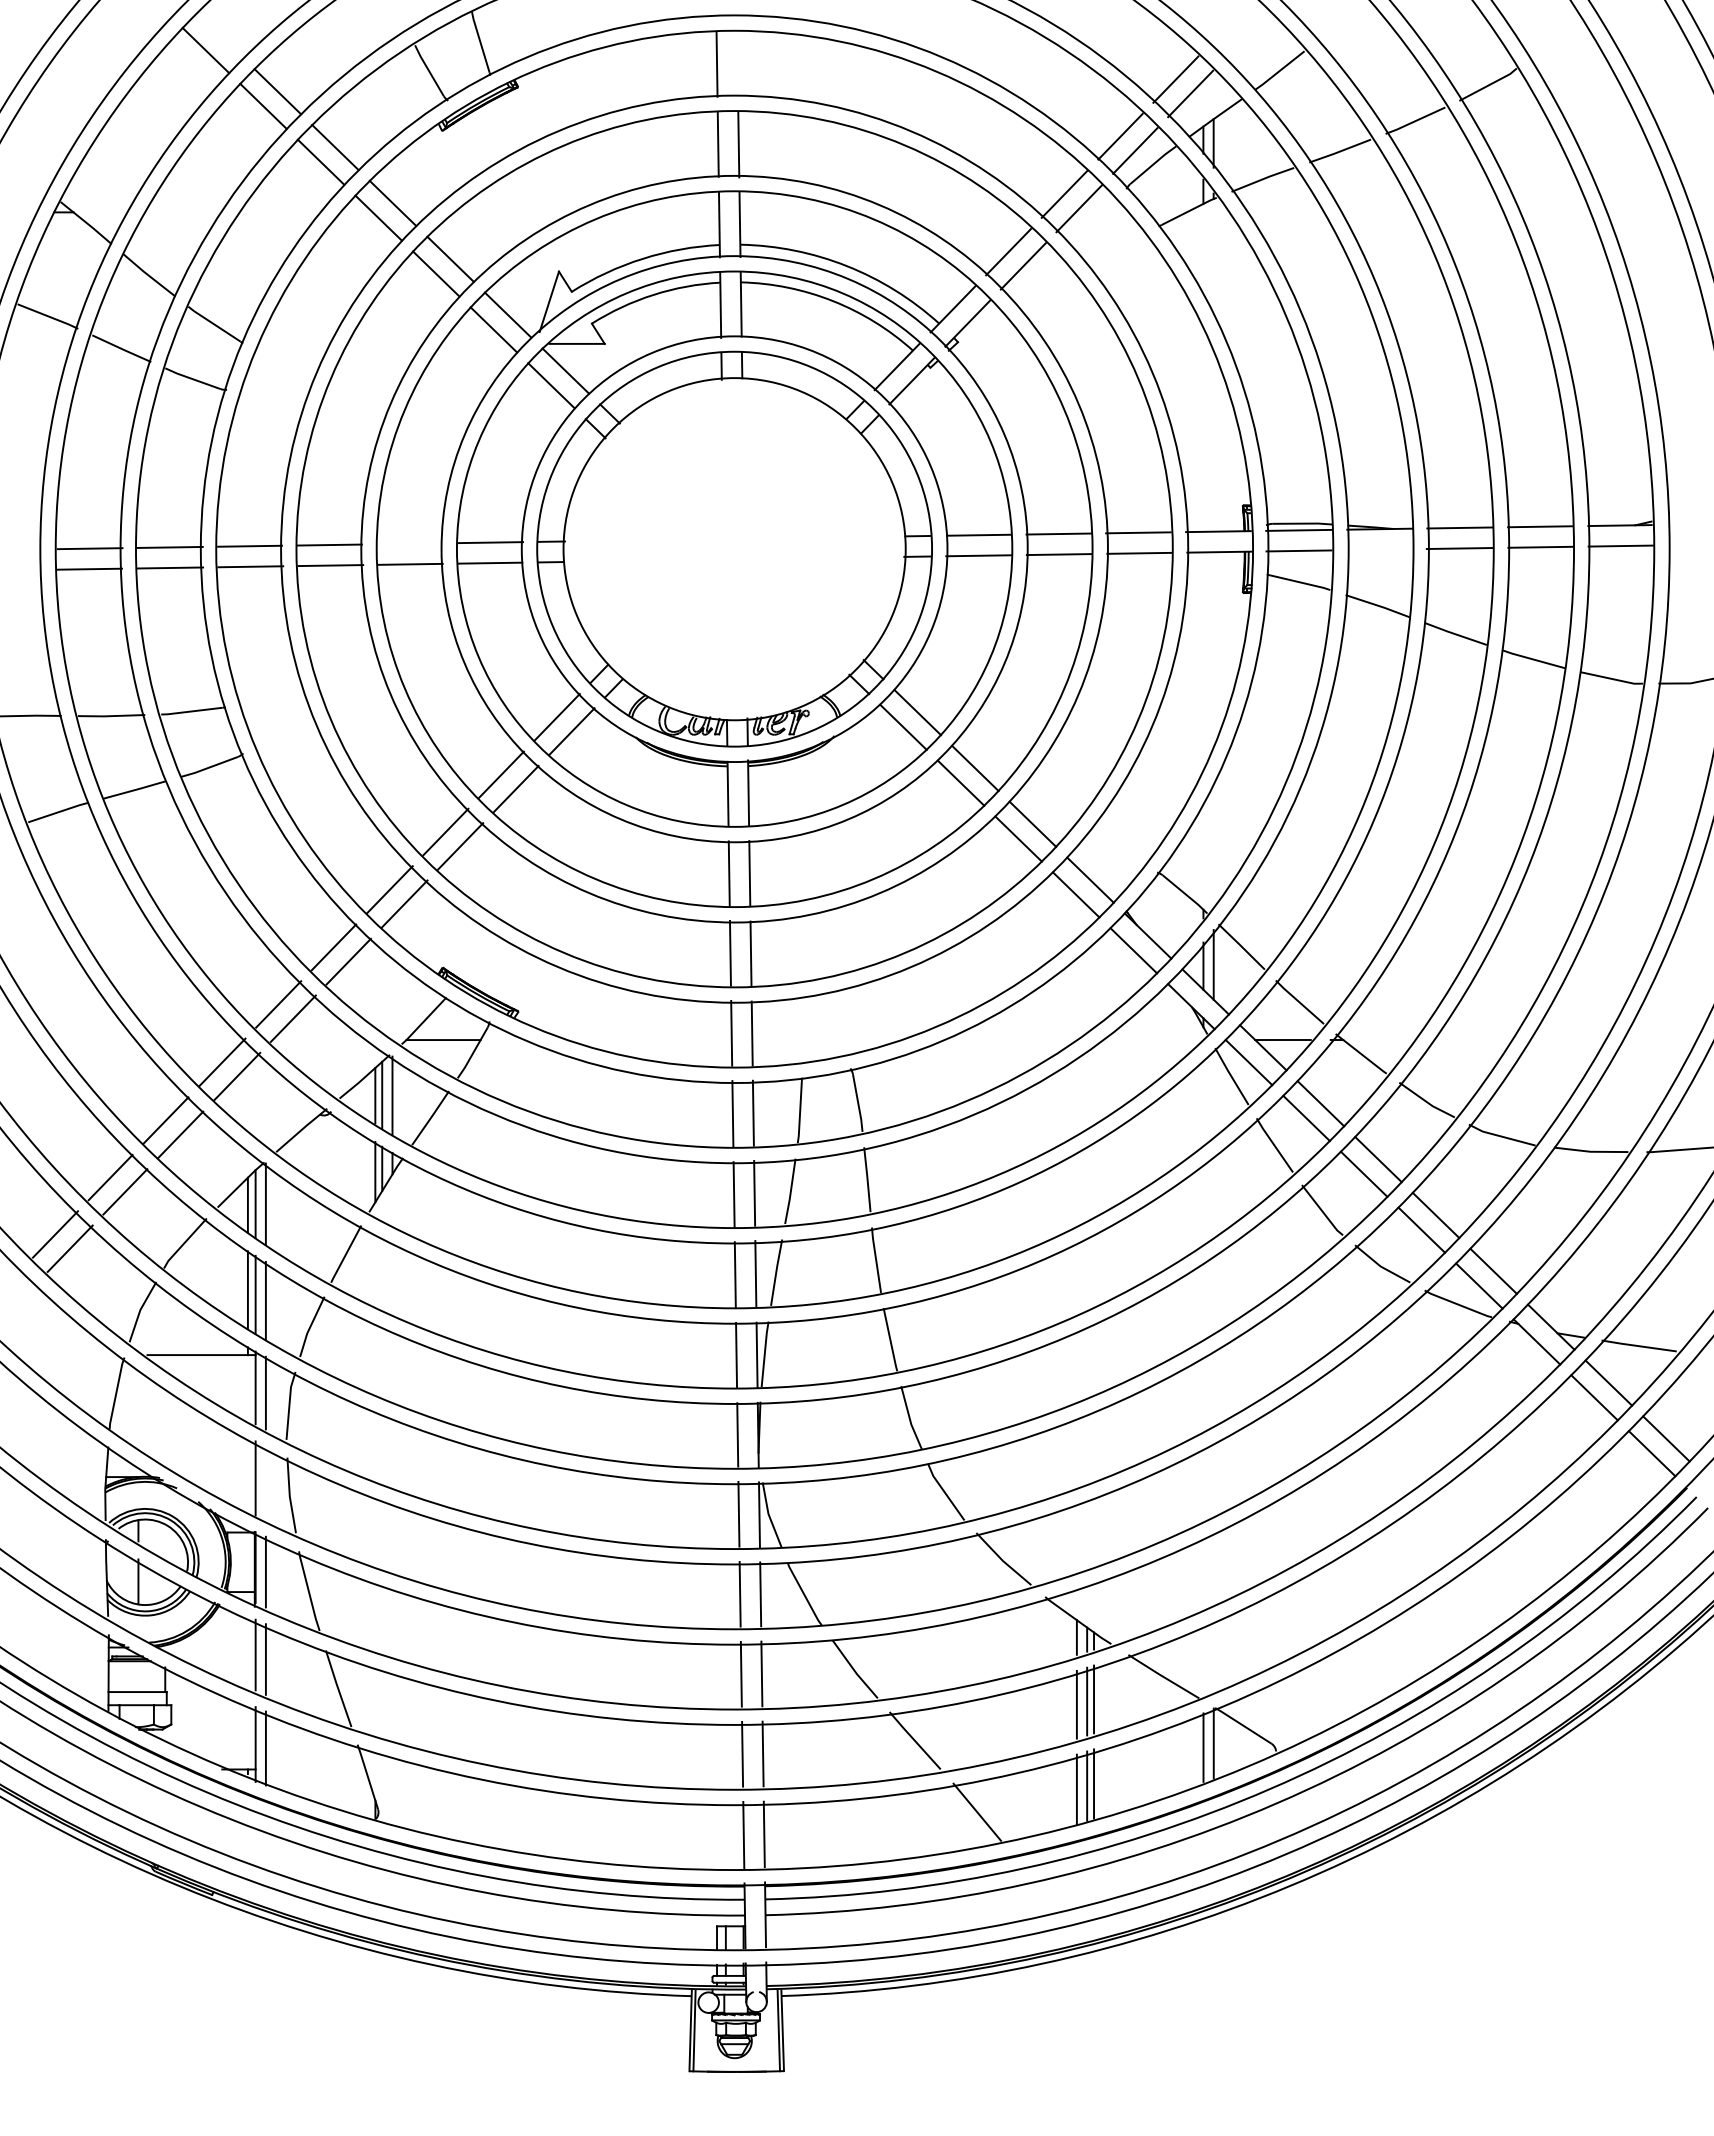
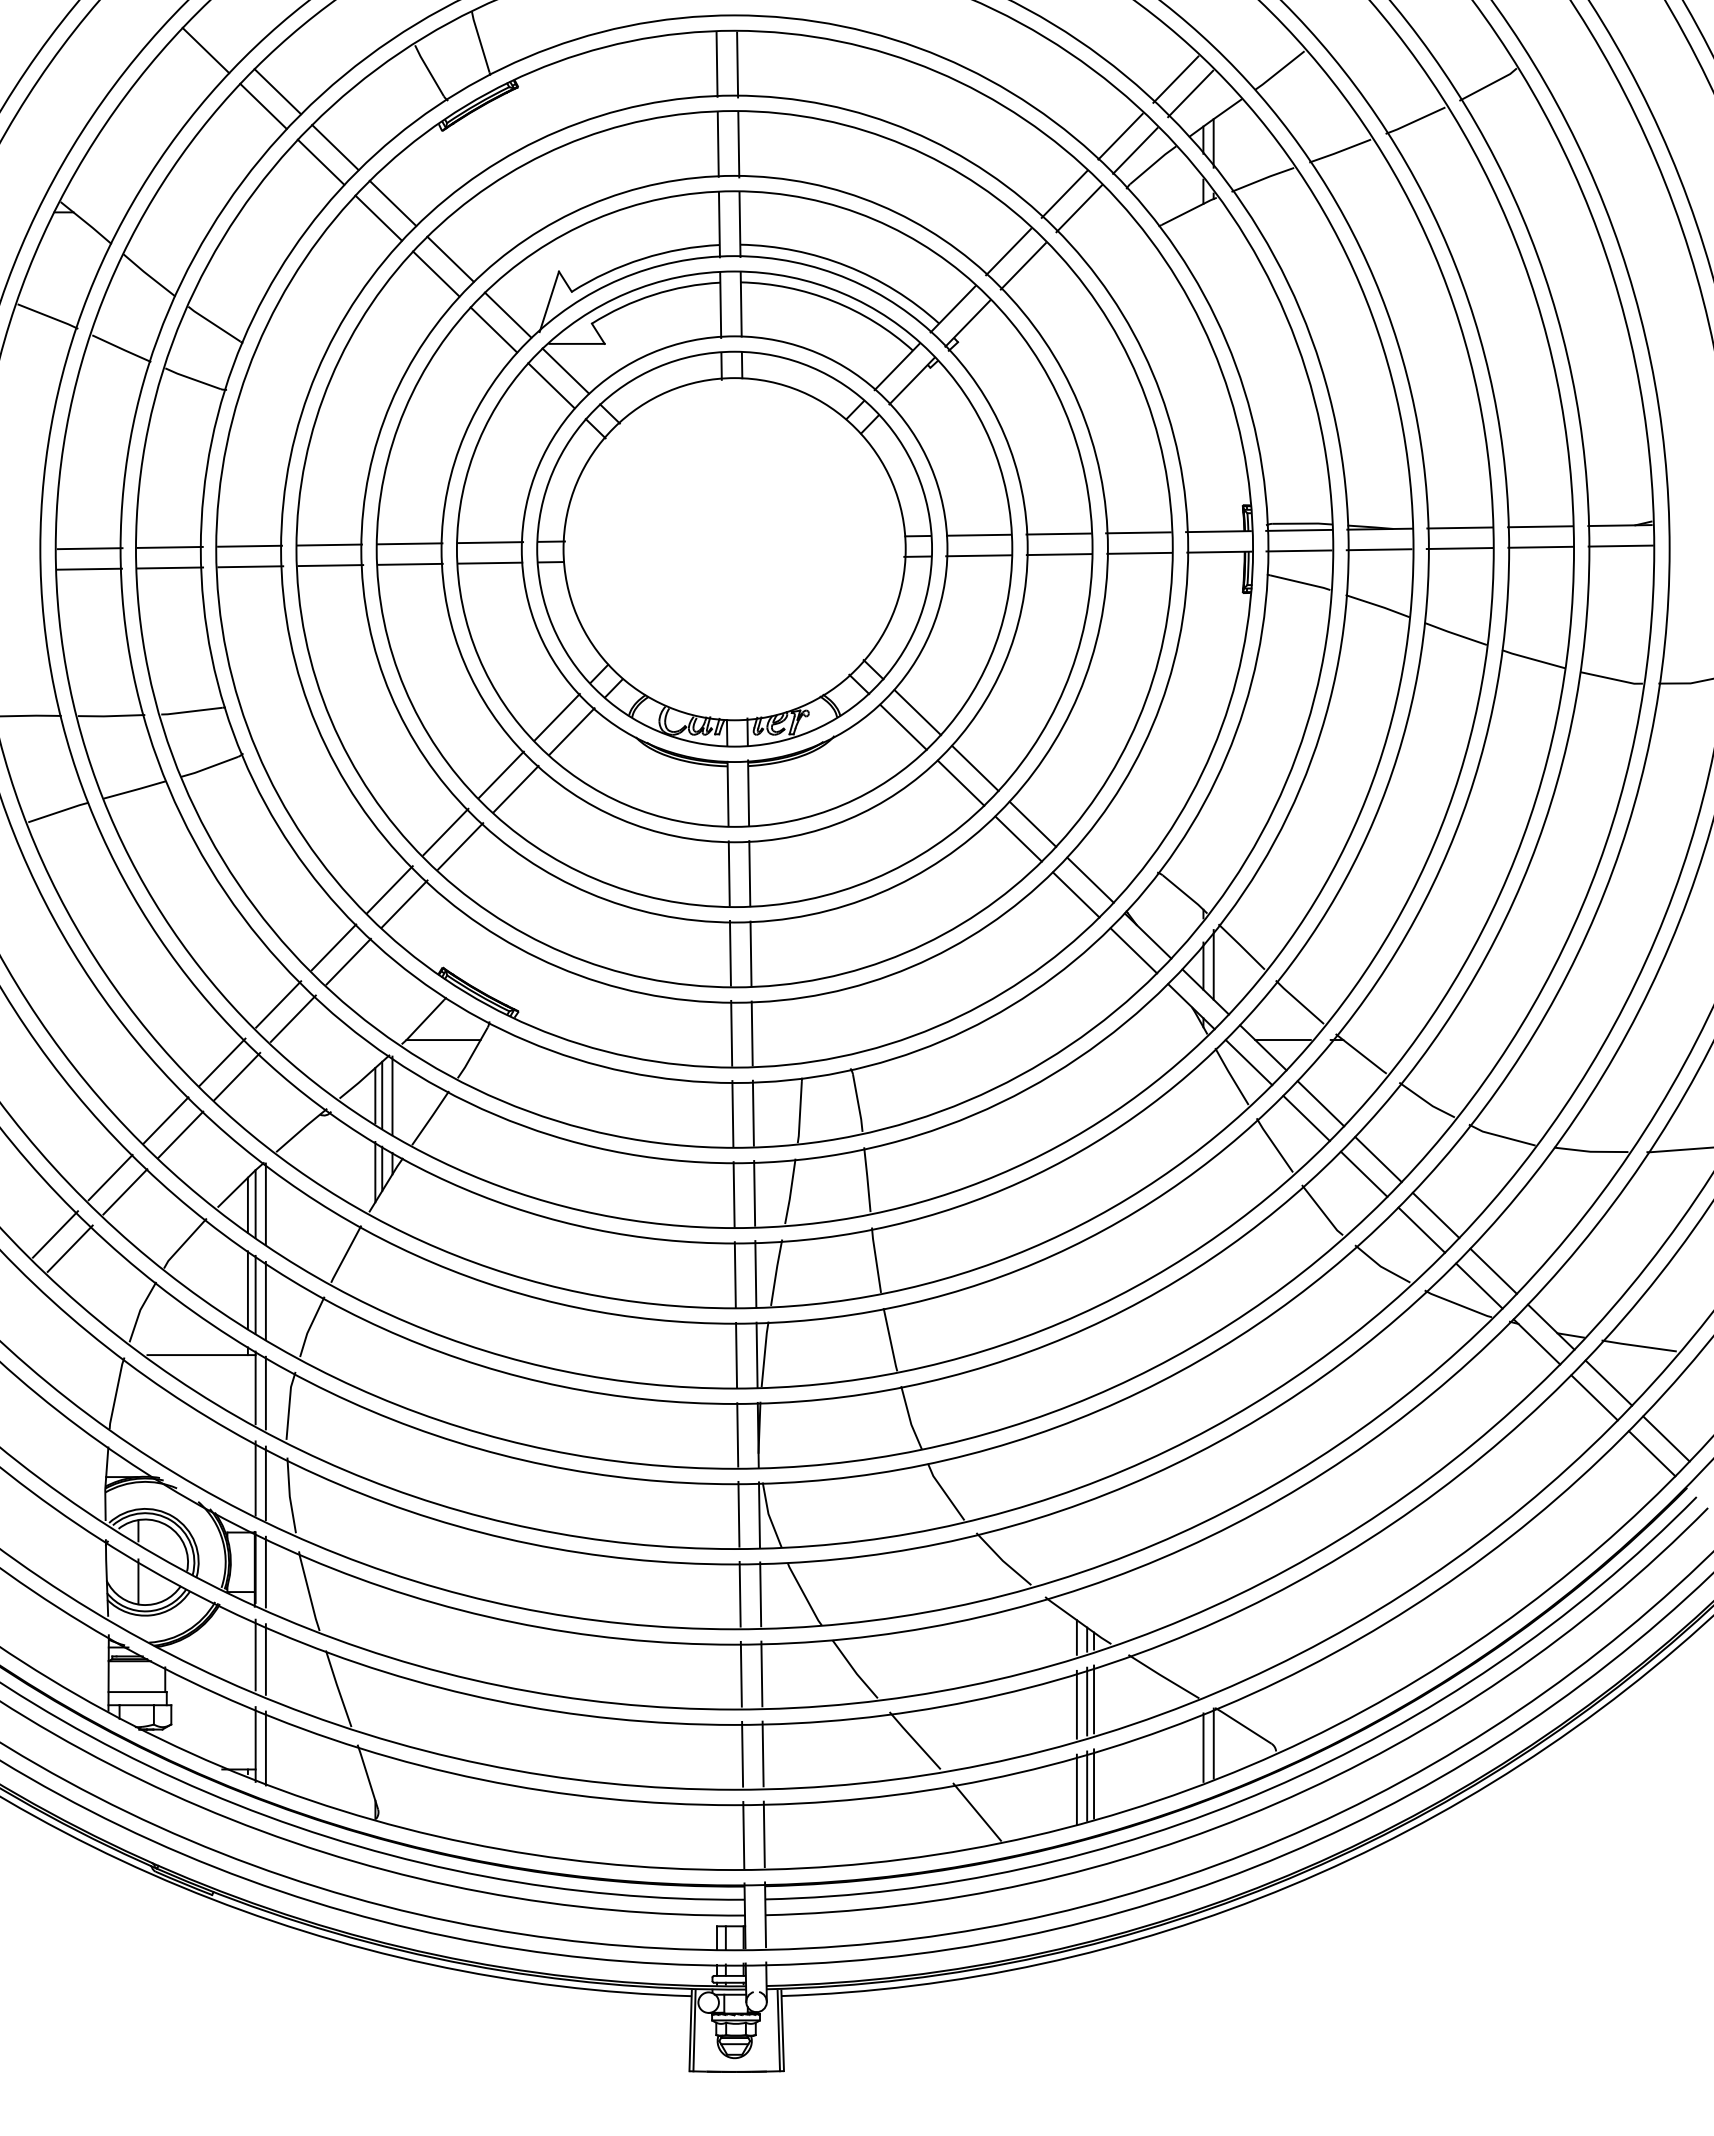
line: none -> present (737, 64)
line: none -> present (409, 543)
line: none -> present (1378, 549)
line: none -> present (265, 1483)
